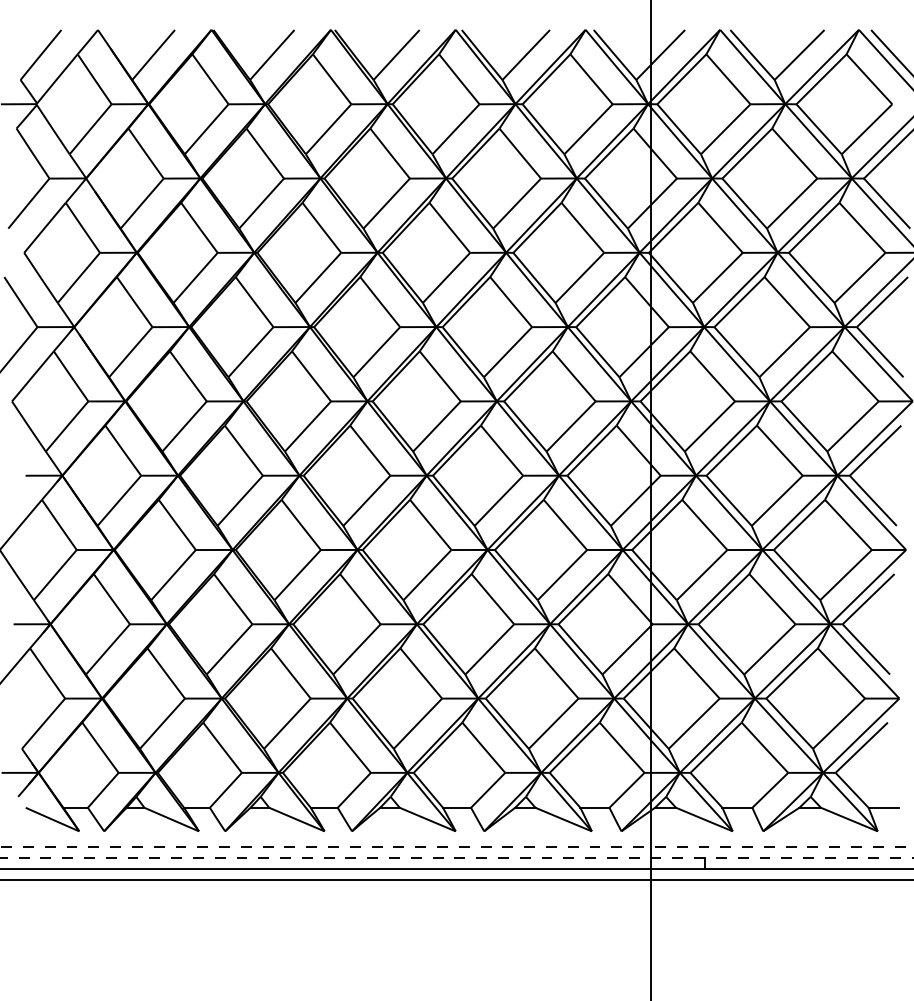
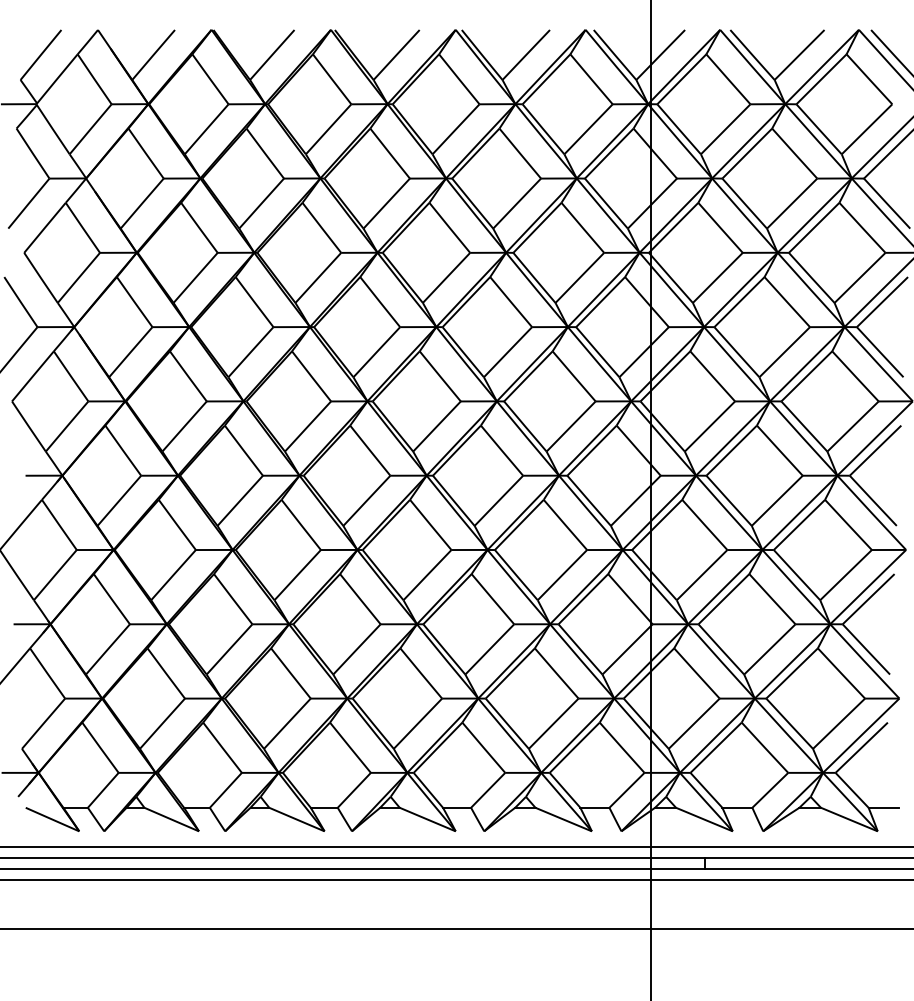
line: dashed -> solid (457, 847)
line: dashed -> solid (457, 858)
line: none -> present (456, 929)
